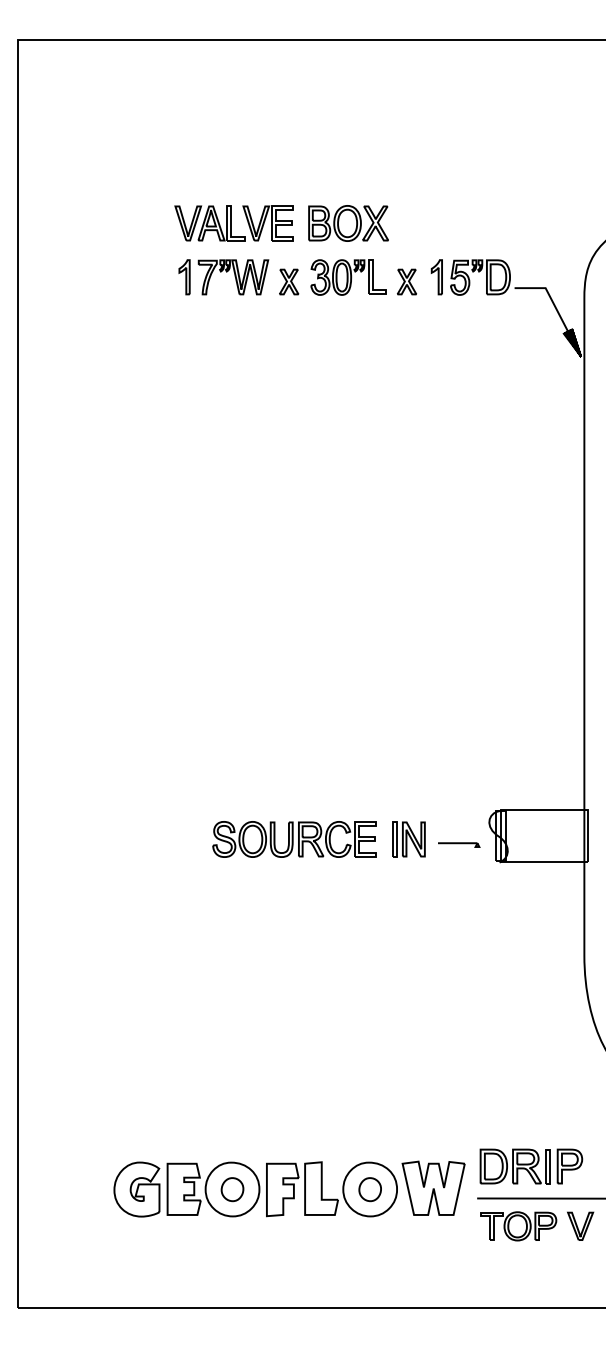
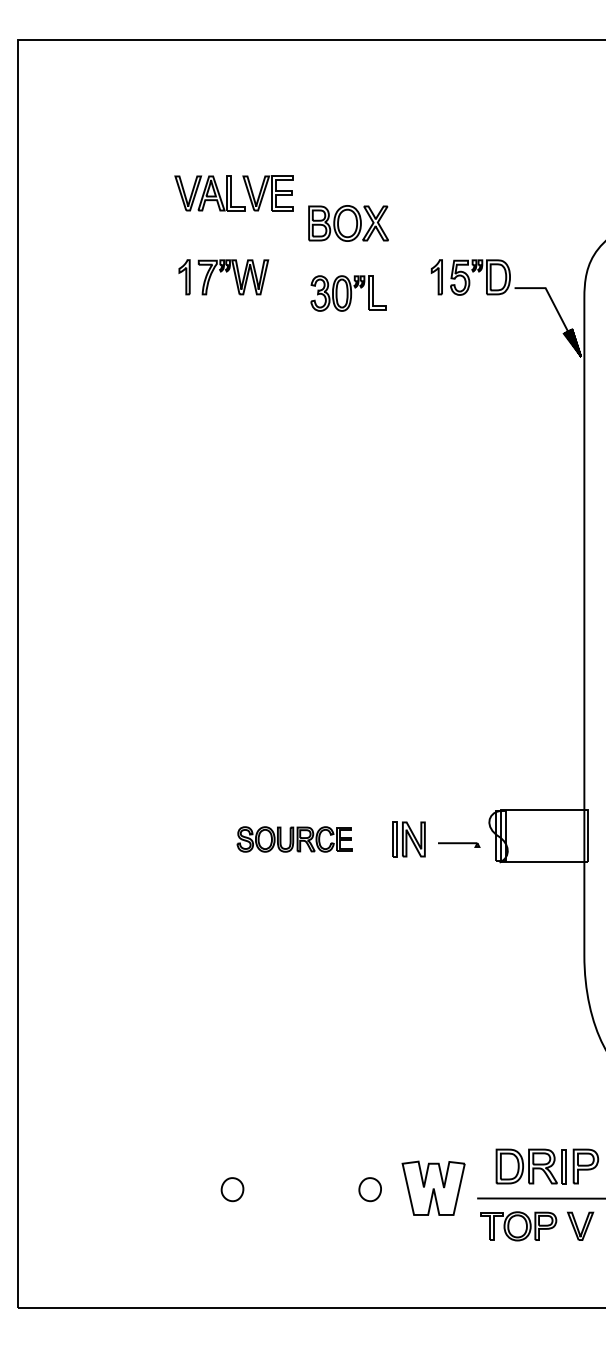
part position: (233, 223) -> (233, 193) (233, 193)
part position: (348, 277) -> (348, 293) (348, 293)
part: present -> none (289, 281)
part: present -> none (406, 281)
part size: 165x37 px -> 117x27 px (294, 839)
part position: (531, 1166) -> (547, 1166) (547, 1166)
part: present -> none (255, 1189)
